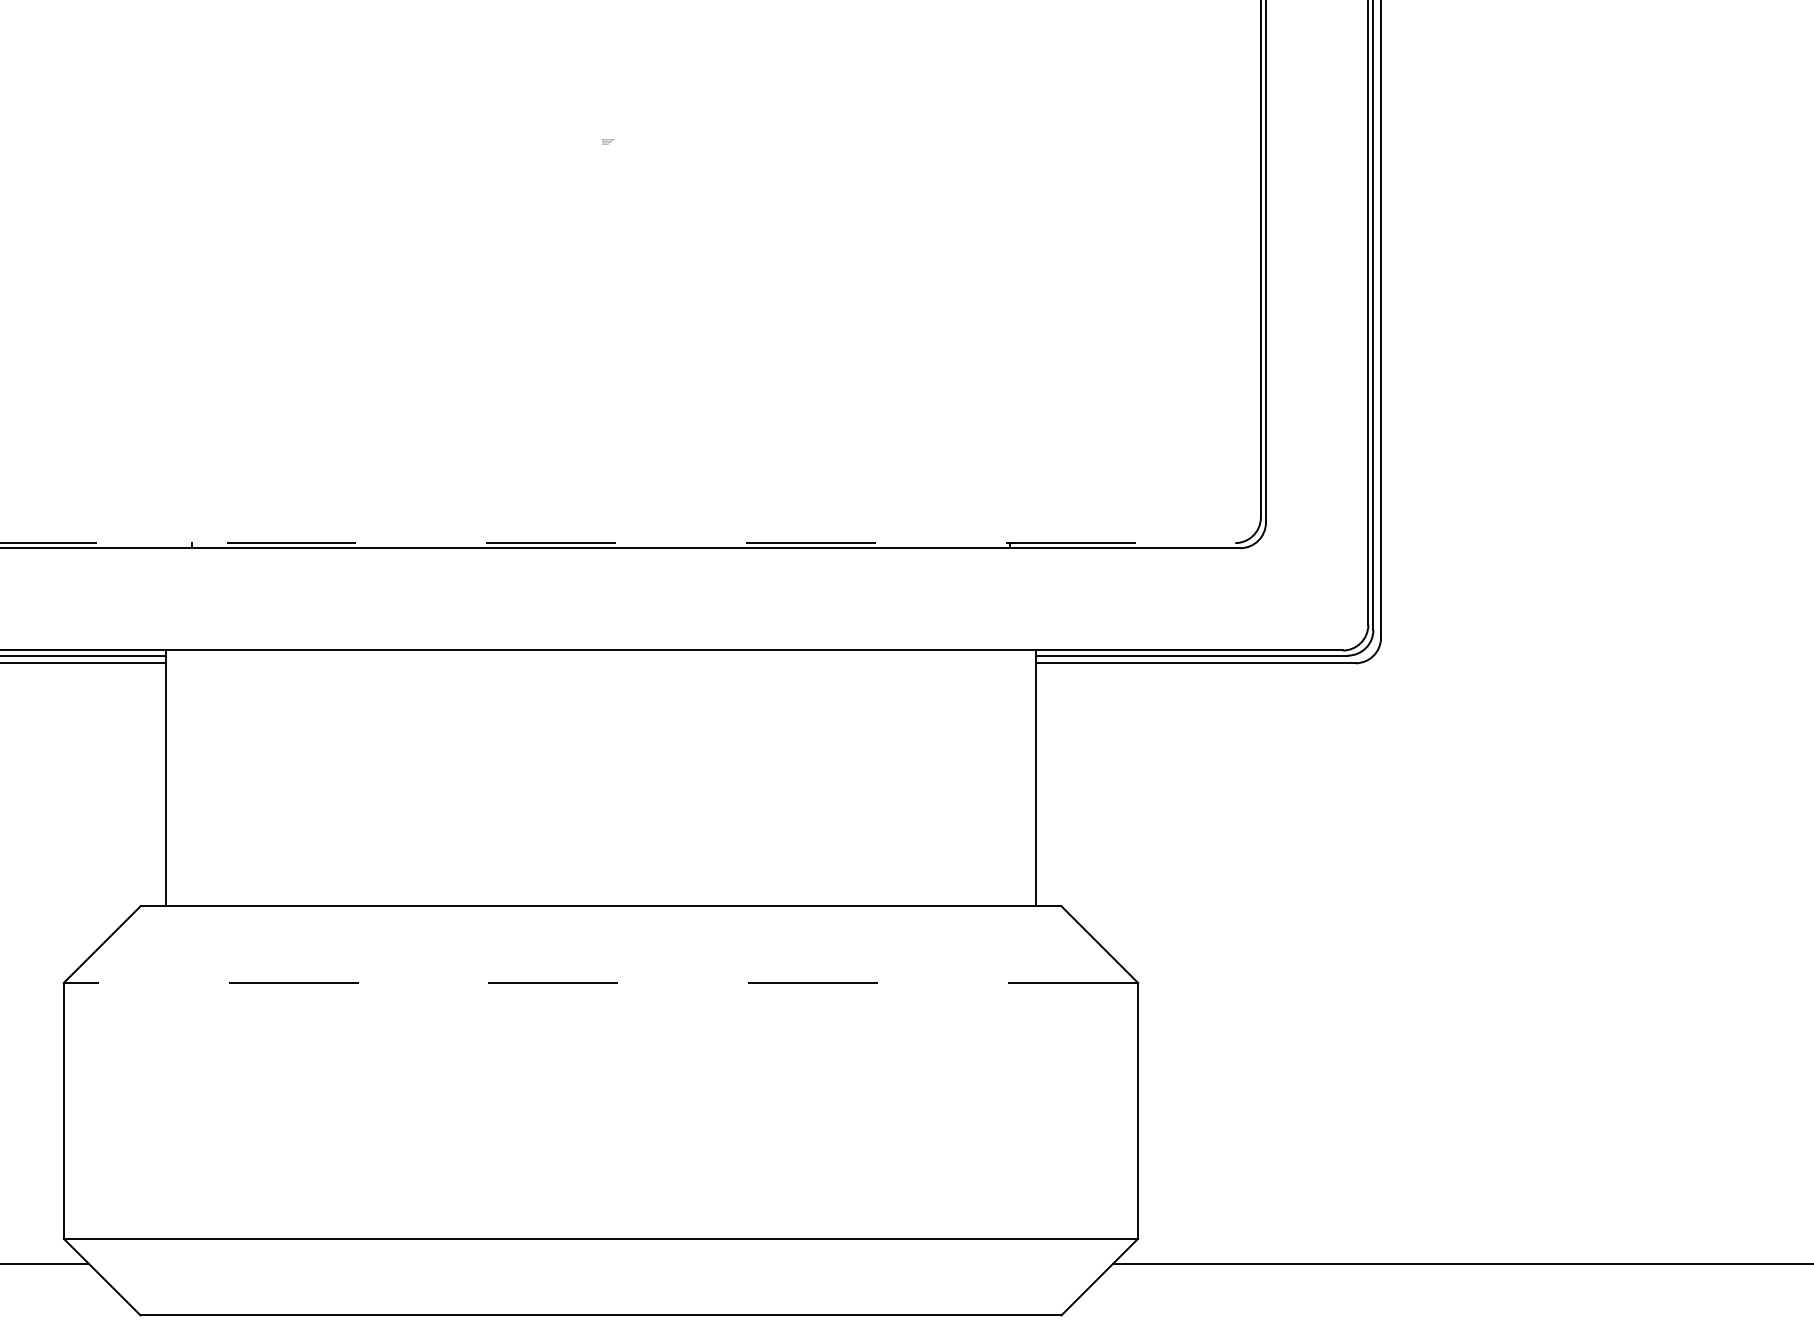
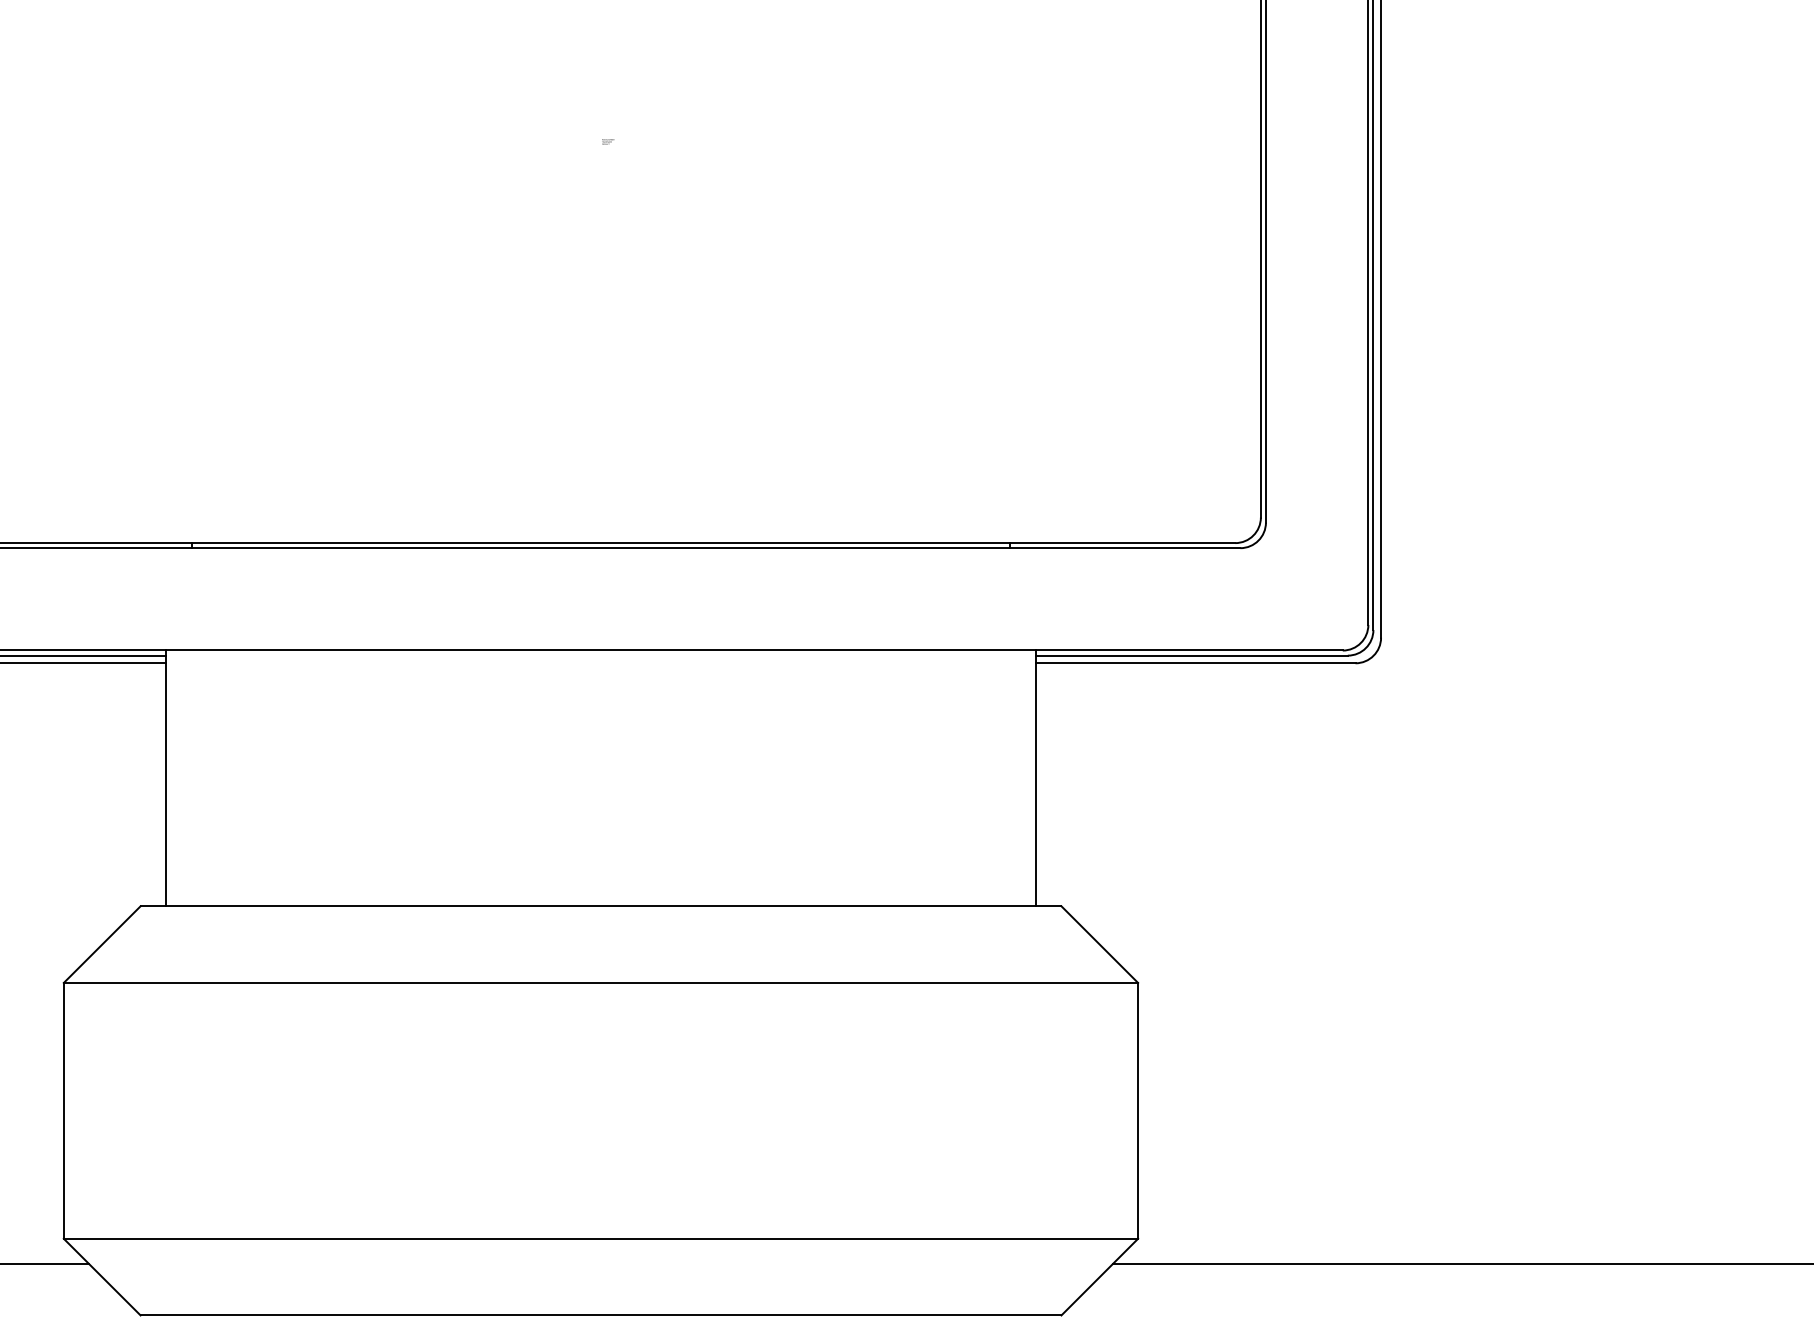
line: dashed -> solid (618, 543)
line: dashed -> solid (600, 982)
